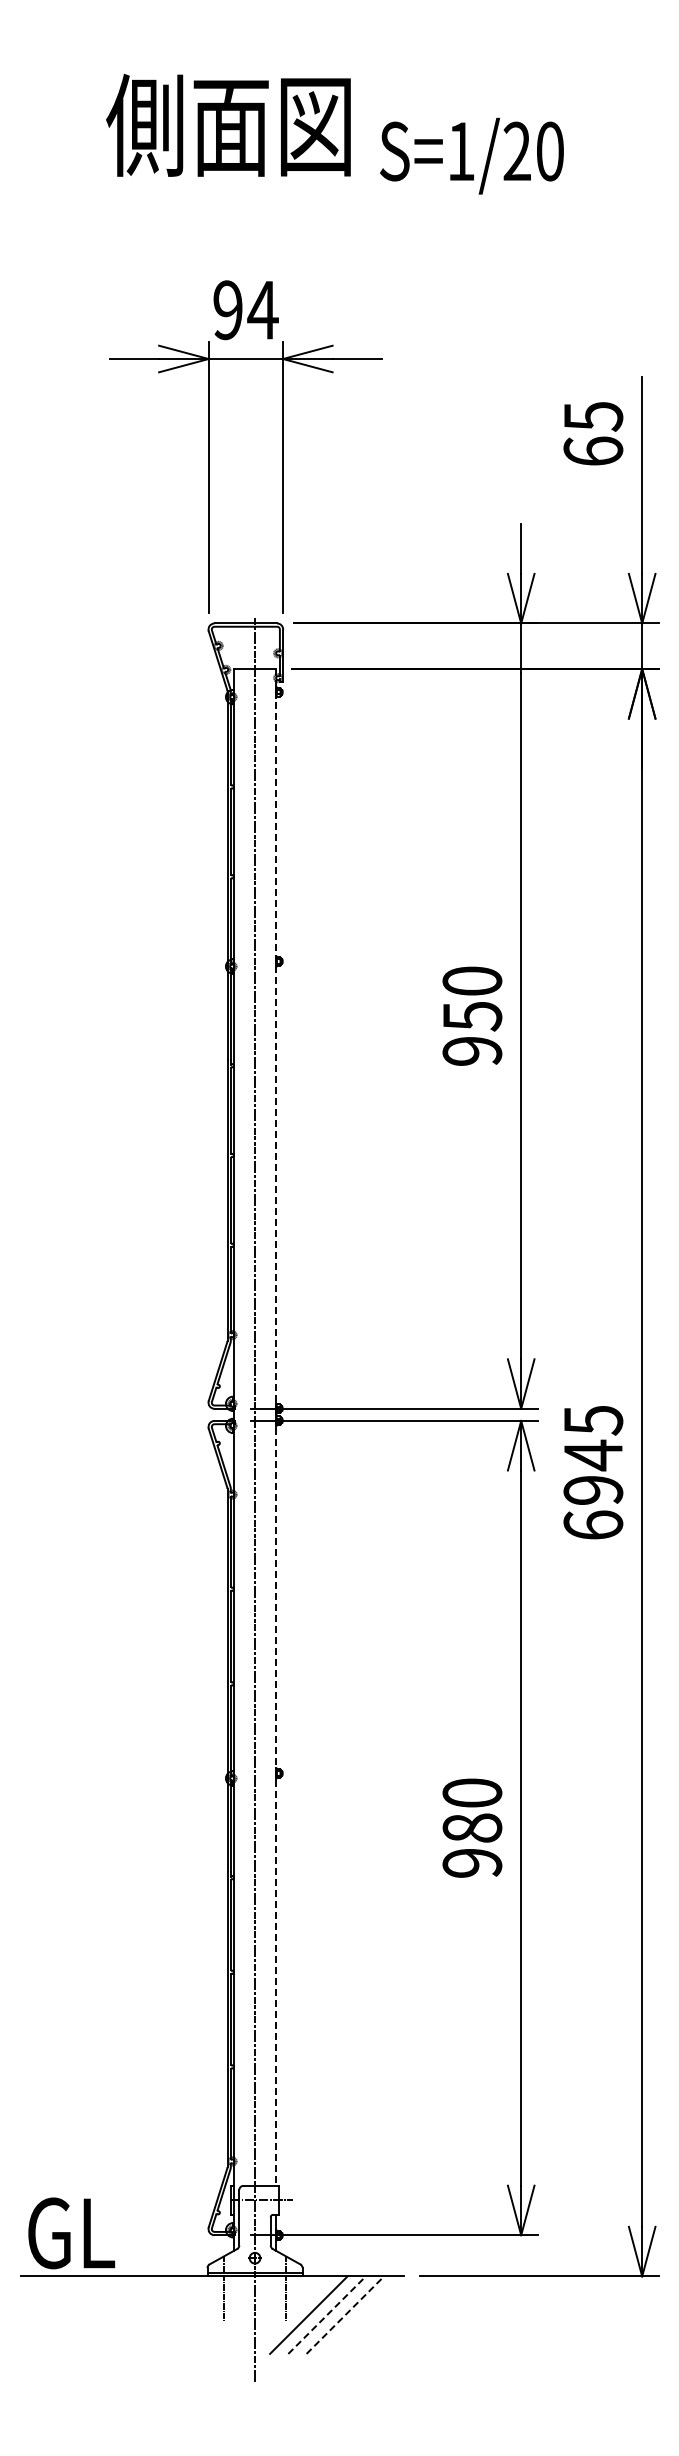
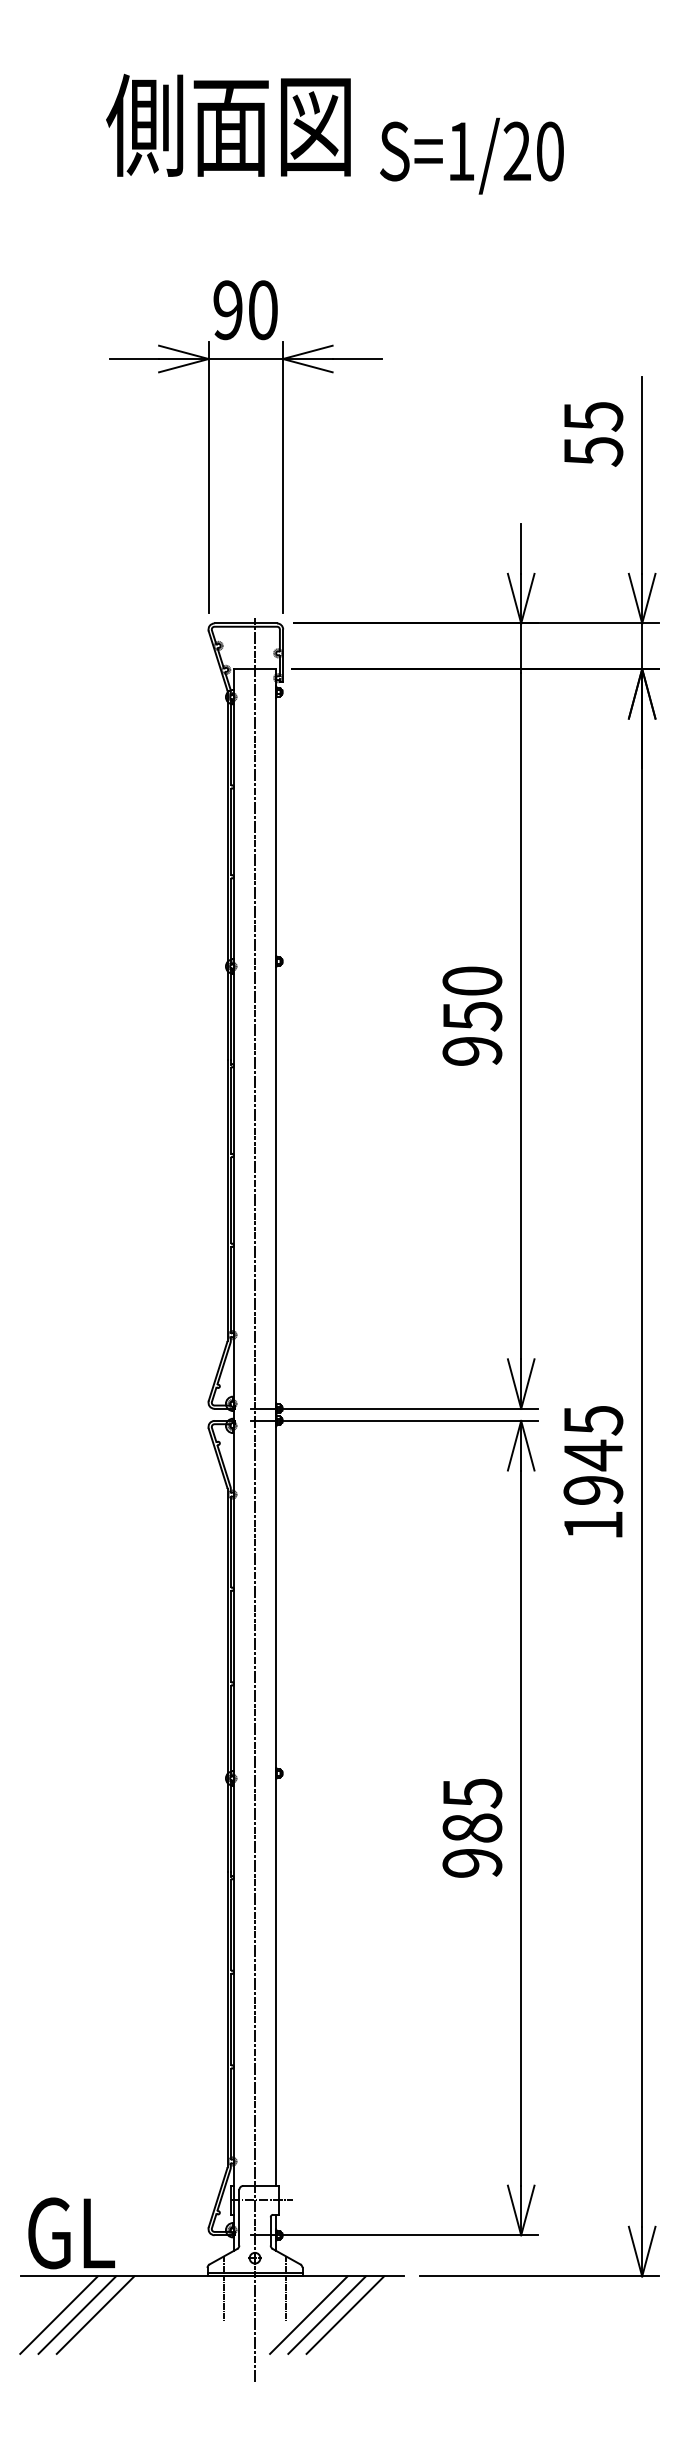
text: 94 -> 90 (262, 310)
text: 65 -> 55 (593, 451)
line: dashed -> solid (275, 1427)
text: 6945 -> 1945 (593, 1524)
text: 980 -> 985 (472, 1793)
line: none -> present (58, 2314)
line: none -> present (77, 2314)
line: none -> present (95, 2314)
line: dashed -> solid (327, 2315)
line: dashed -> solid (345, 2315)
